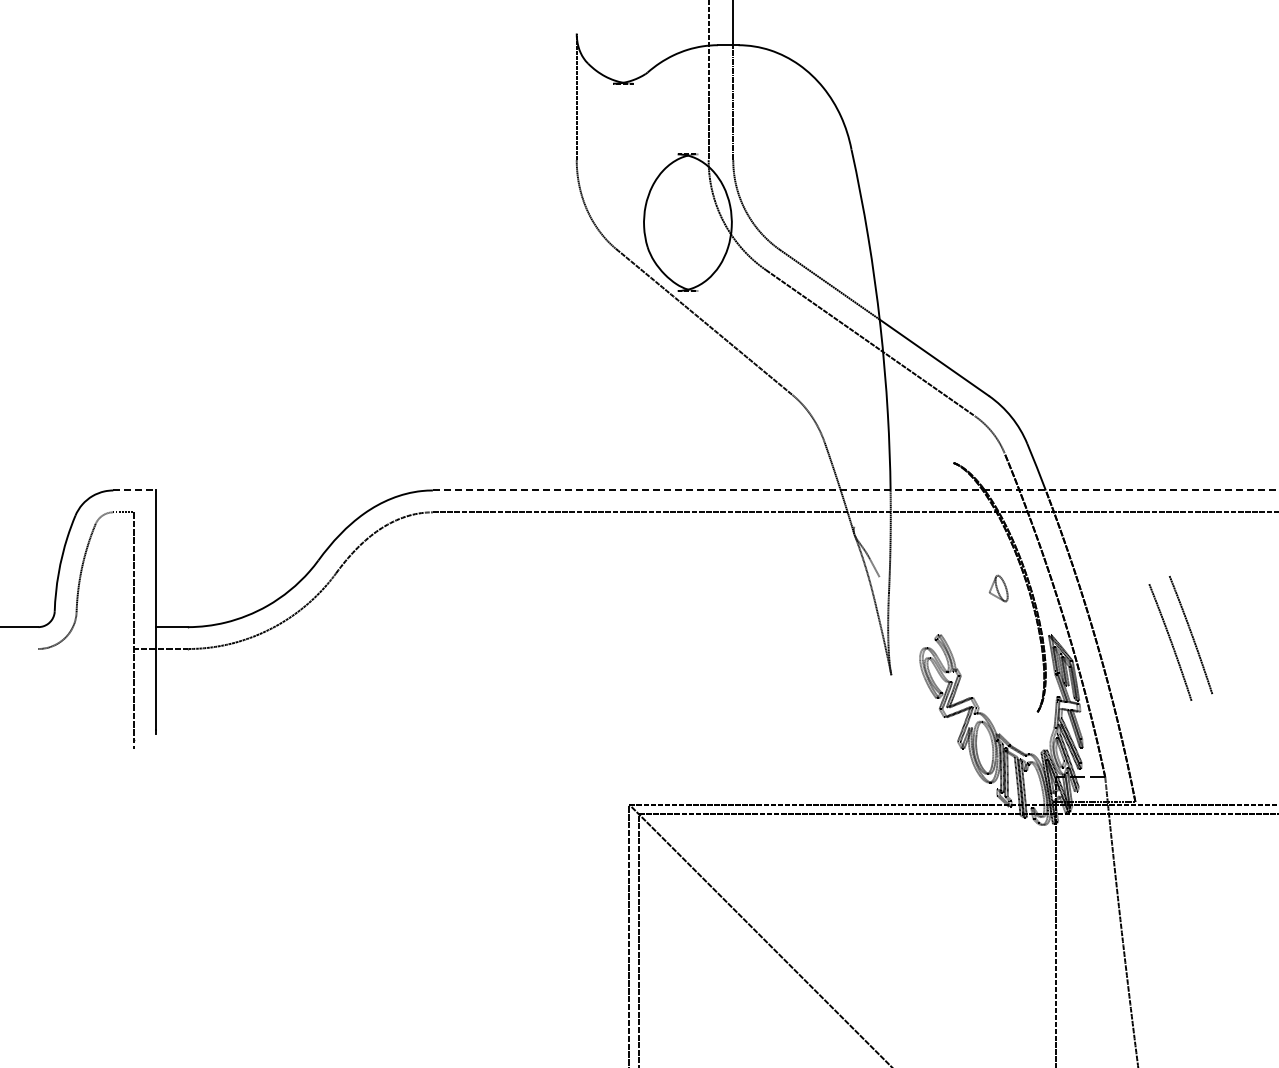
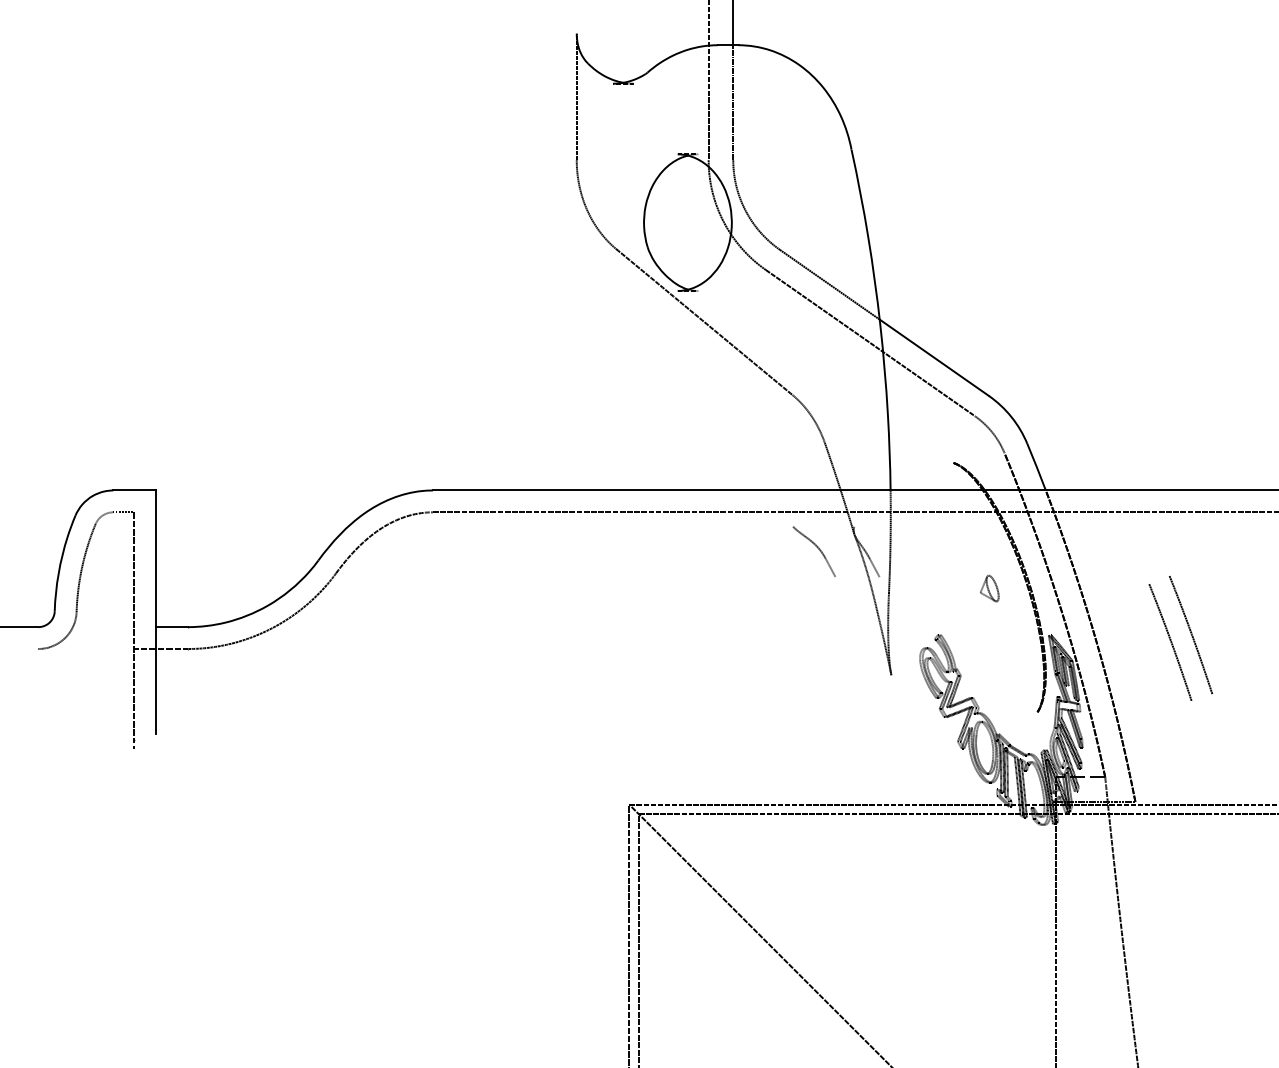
line: dashed -> solid (135, 490)
line: dashed -> solid (855, 490)
part: none -> present (813, 551)
part position: (998, 588) -> (989, 588) (989, 588)
